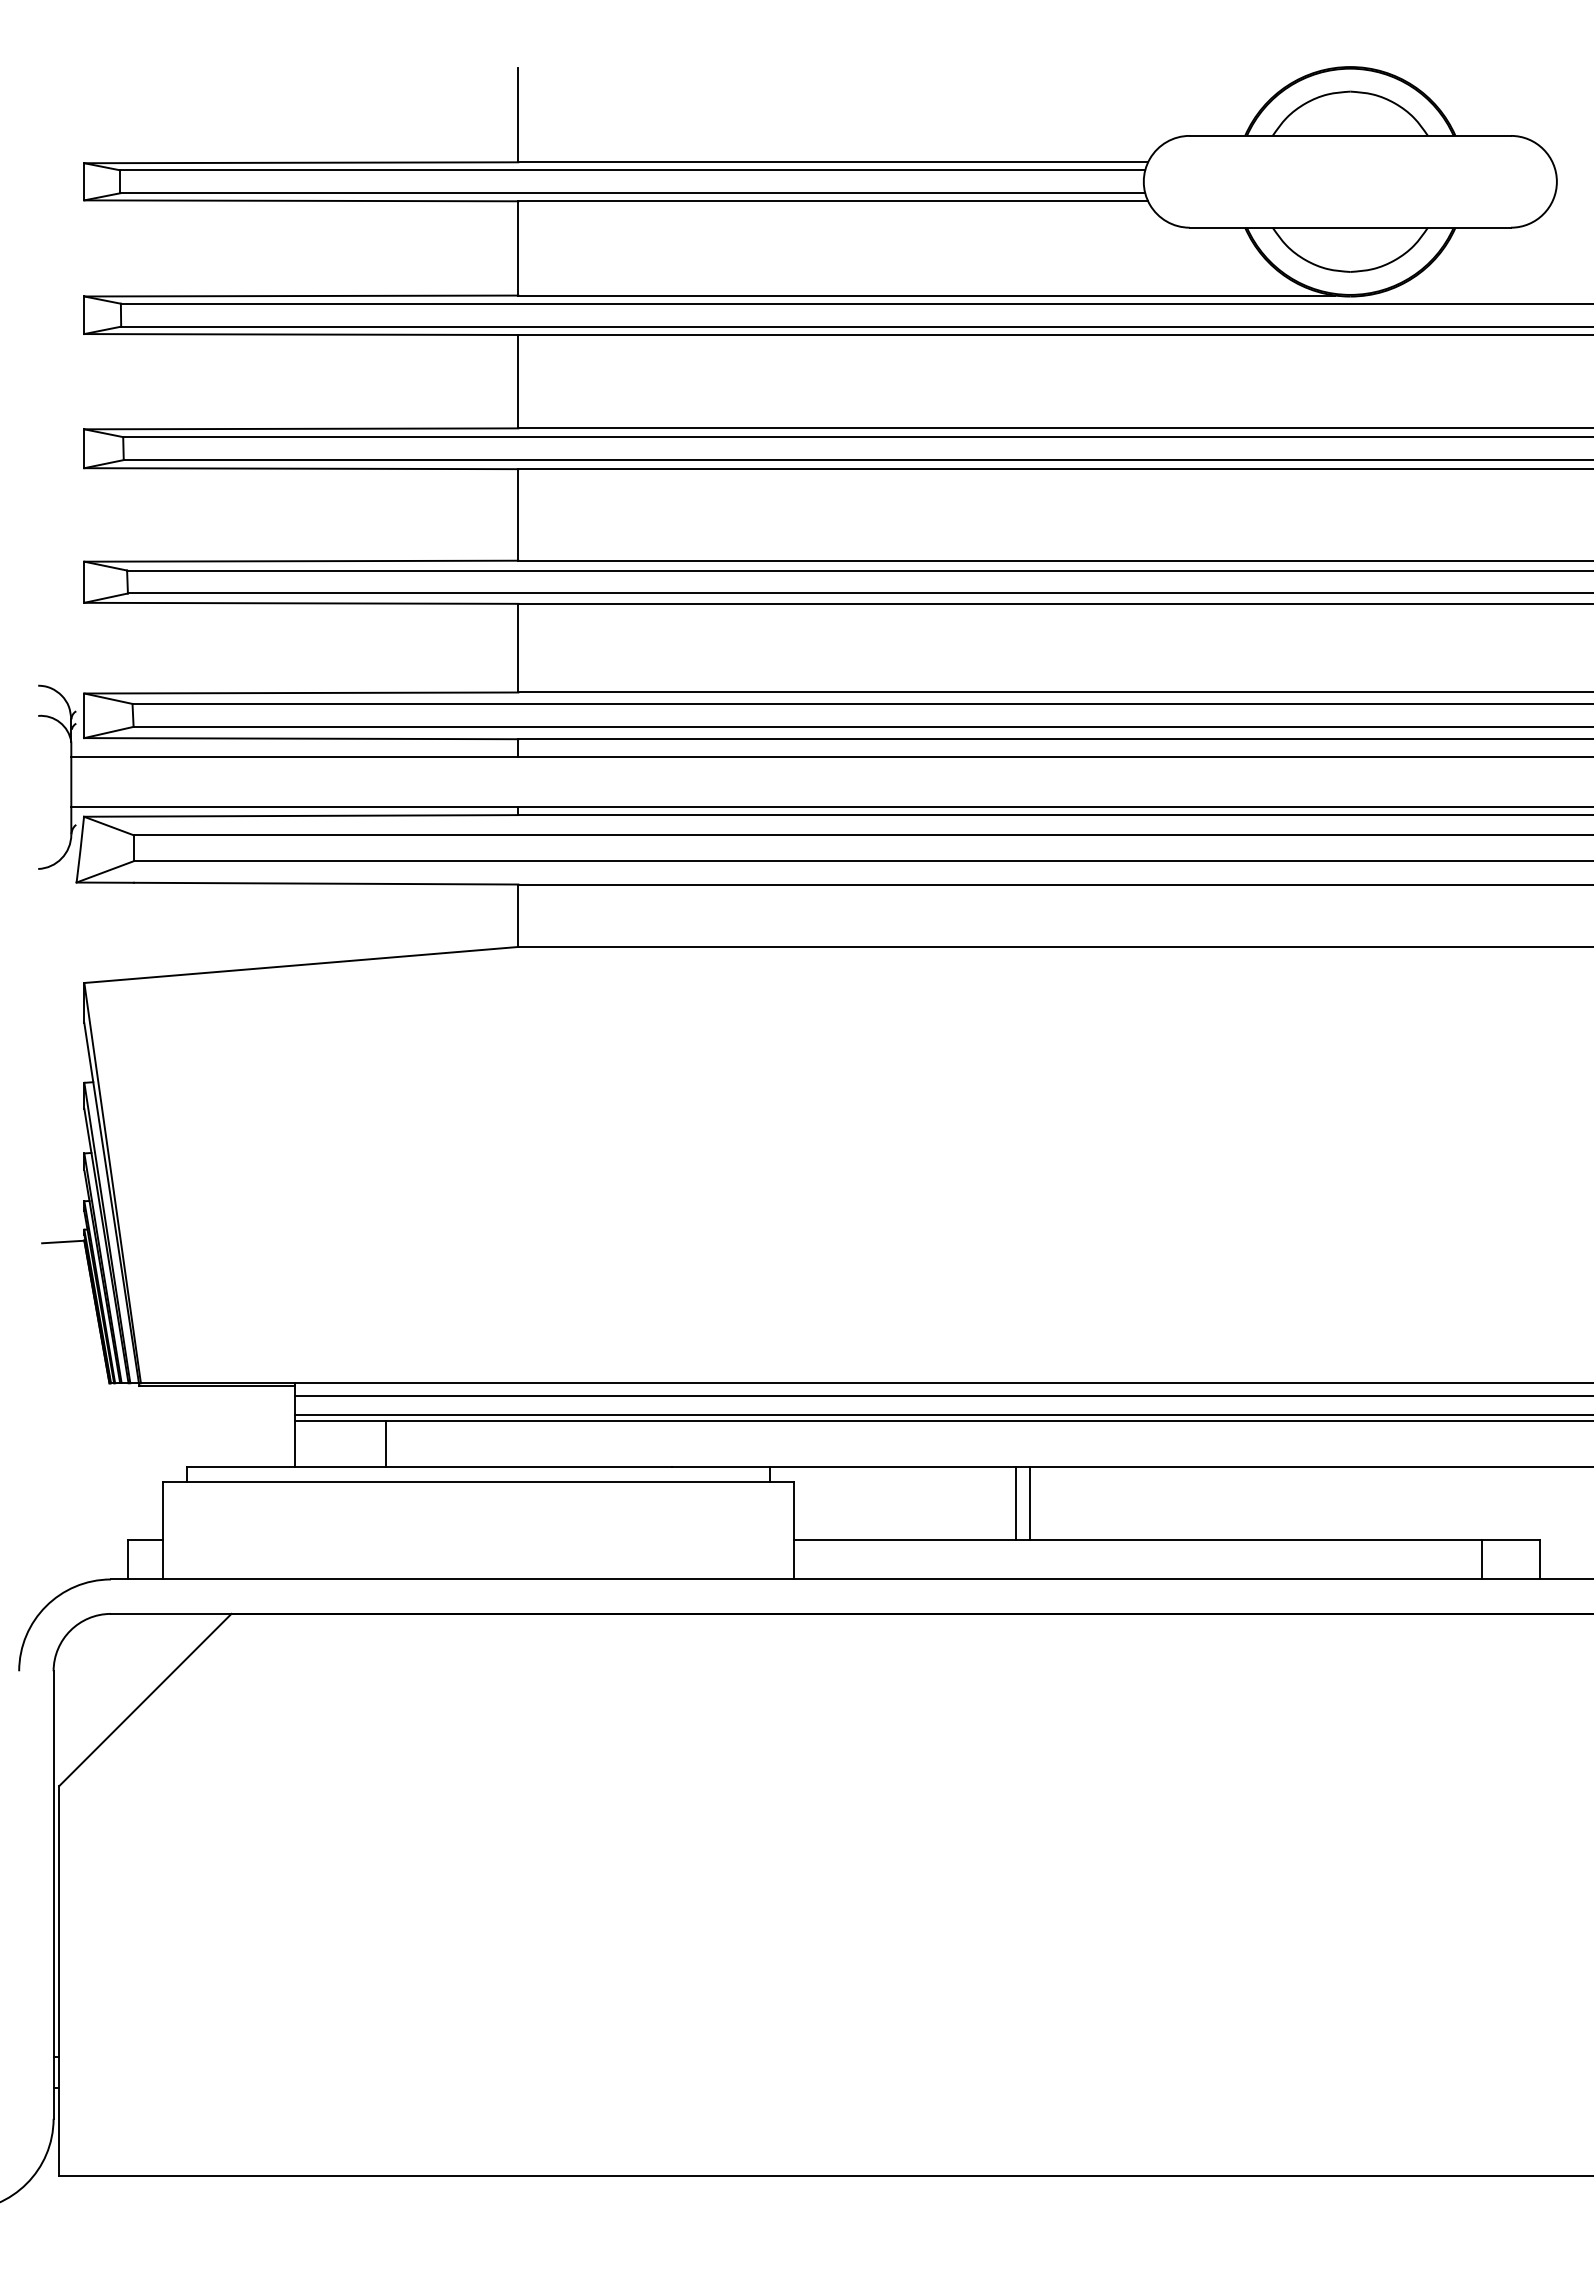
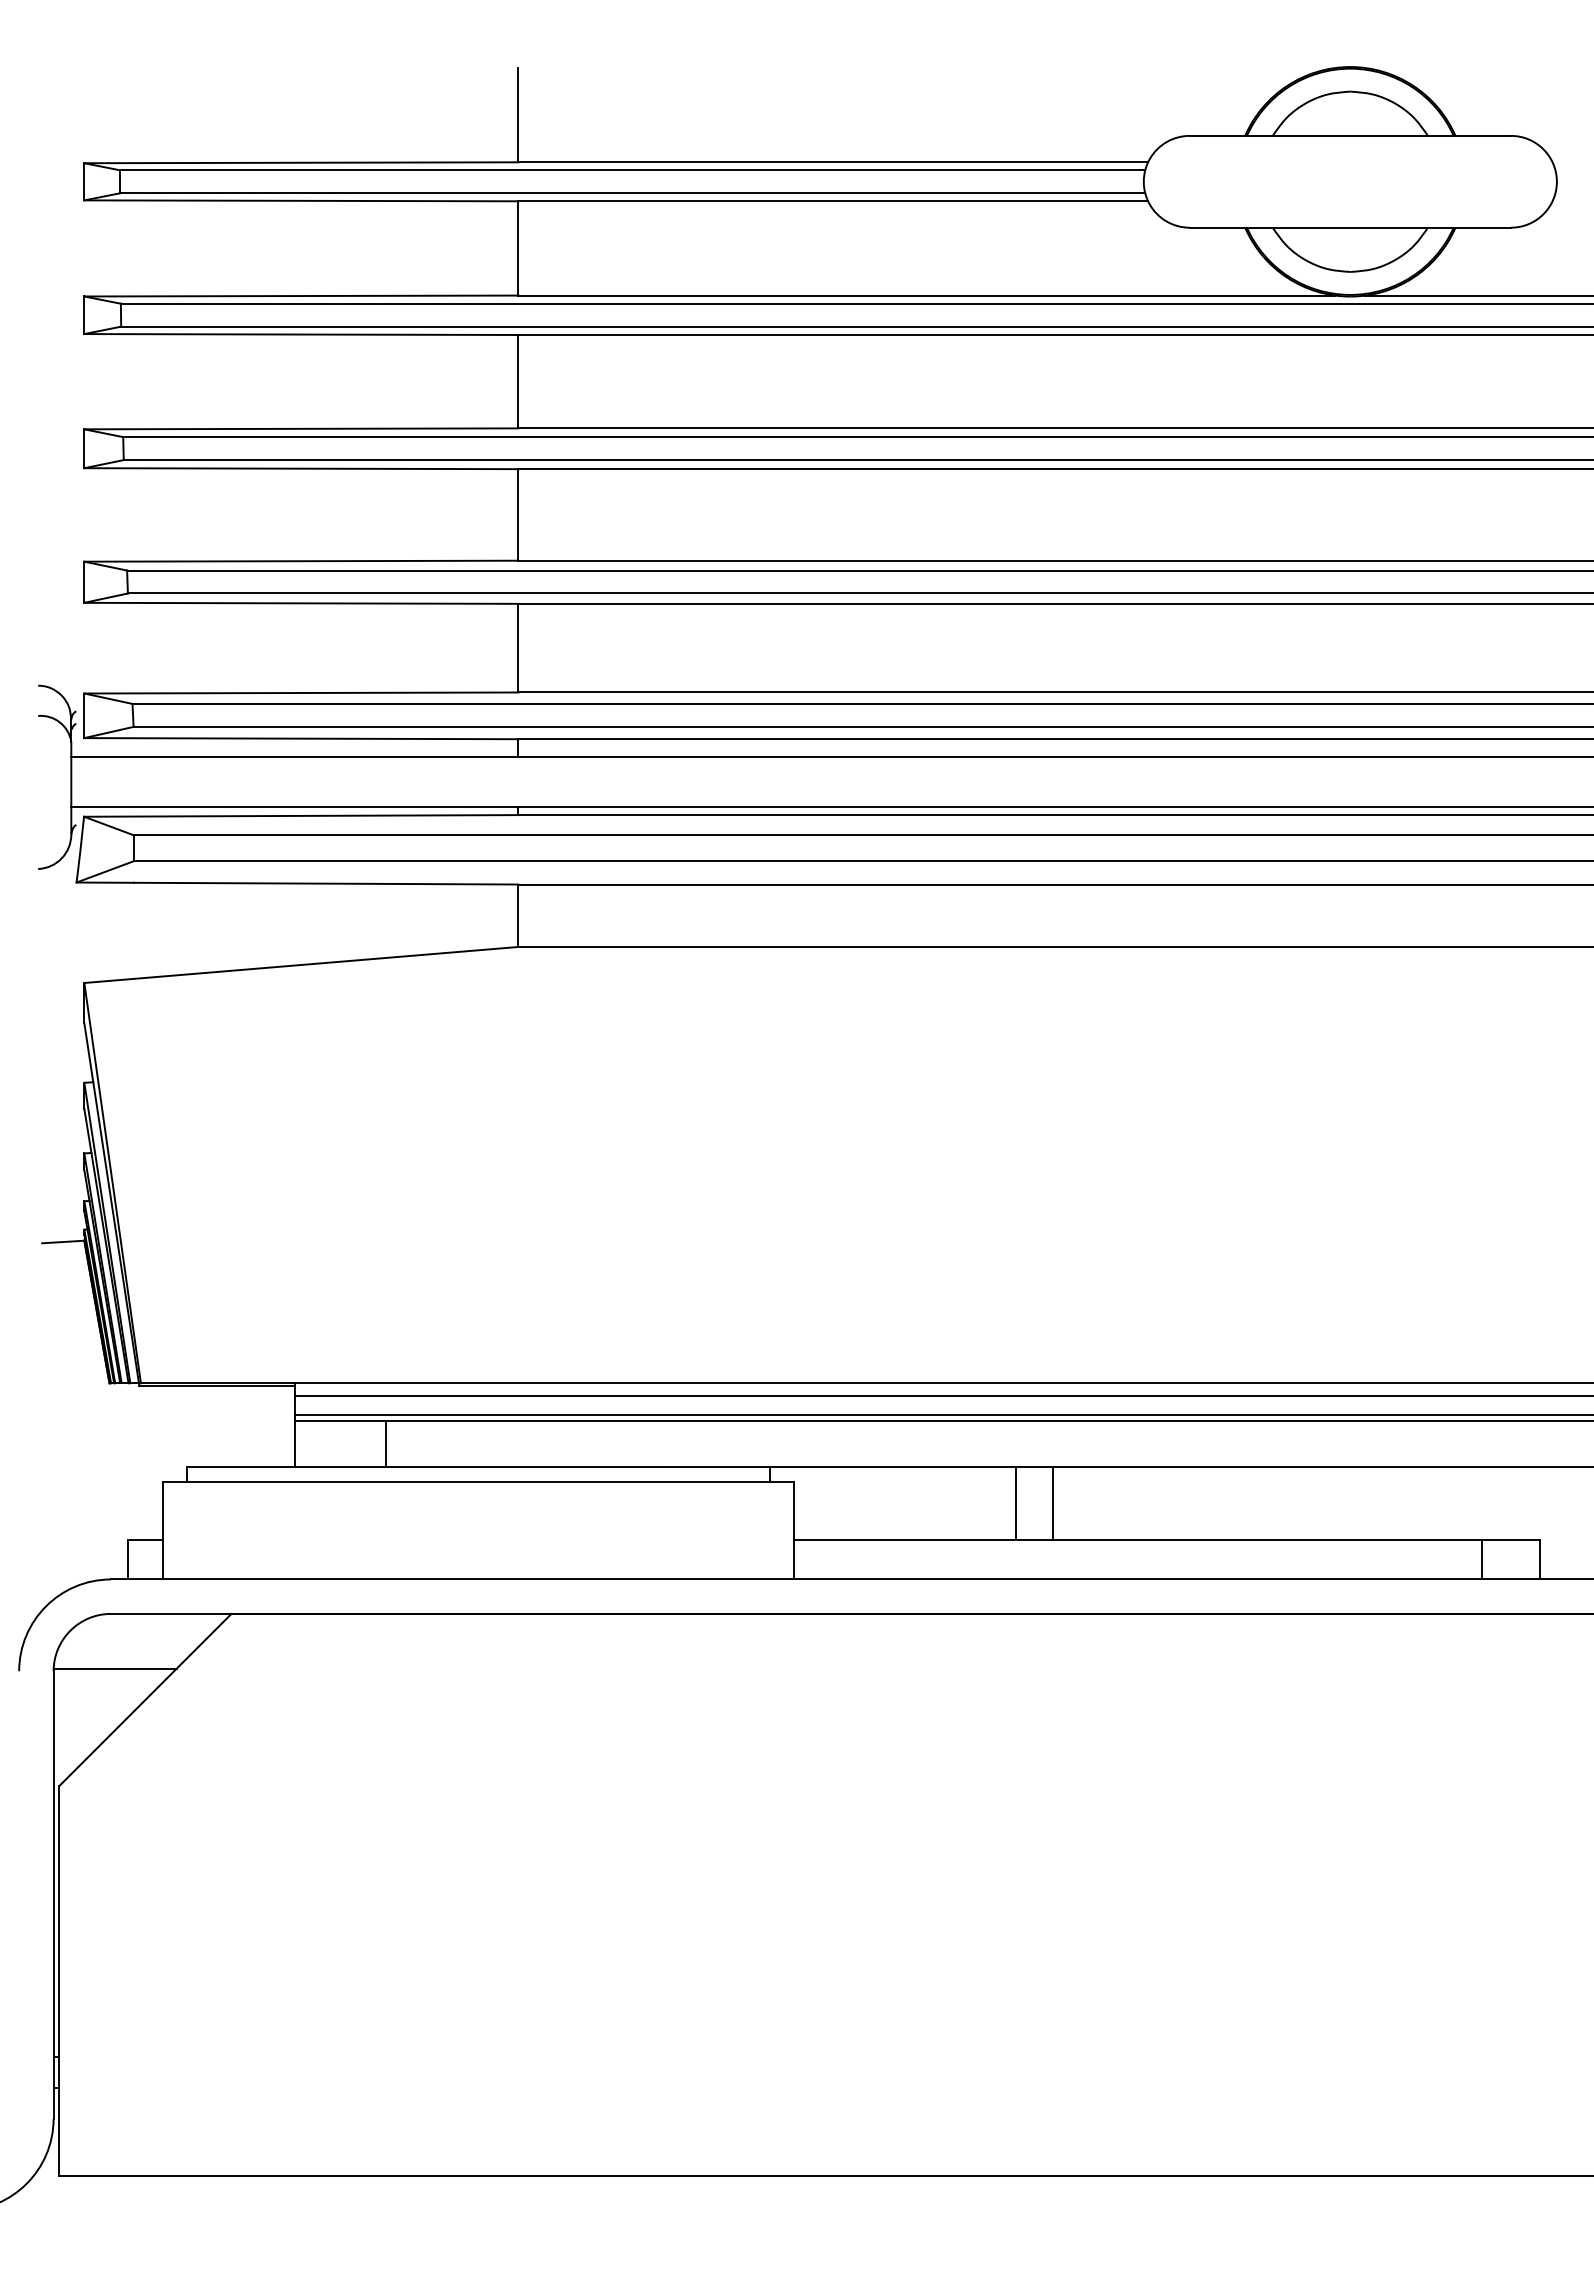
line: none -> present (1477, 295)
line position: (1029, 1503) -> (1052, 1503) (1052, 1503)
line: none -> present (114, 1668)
